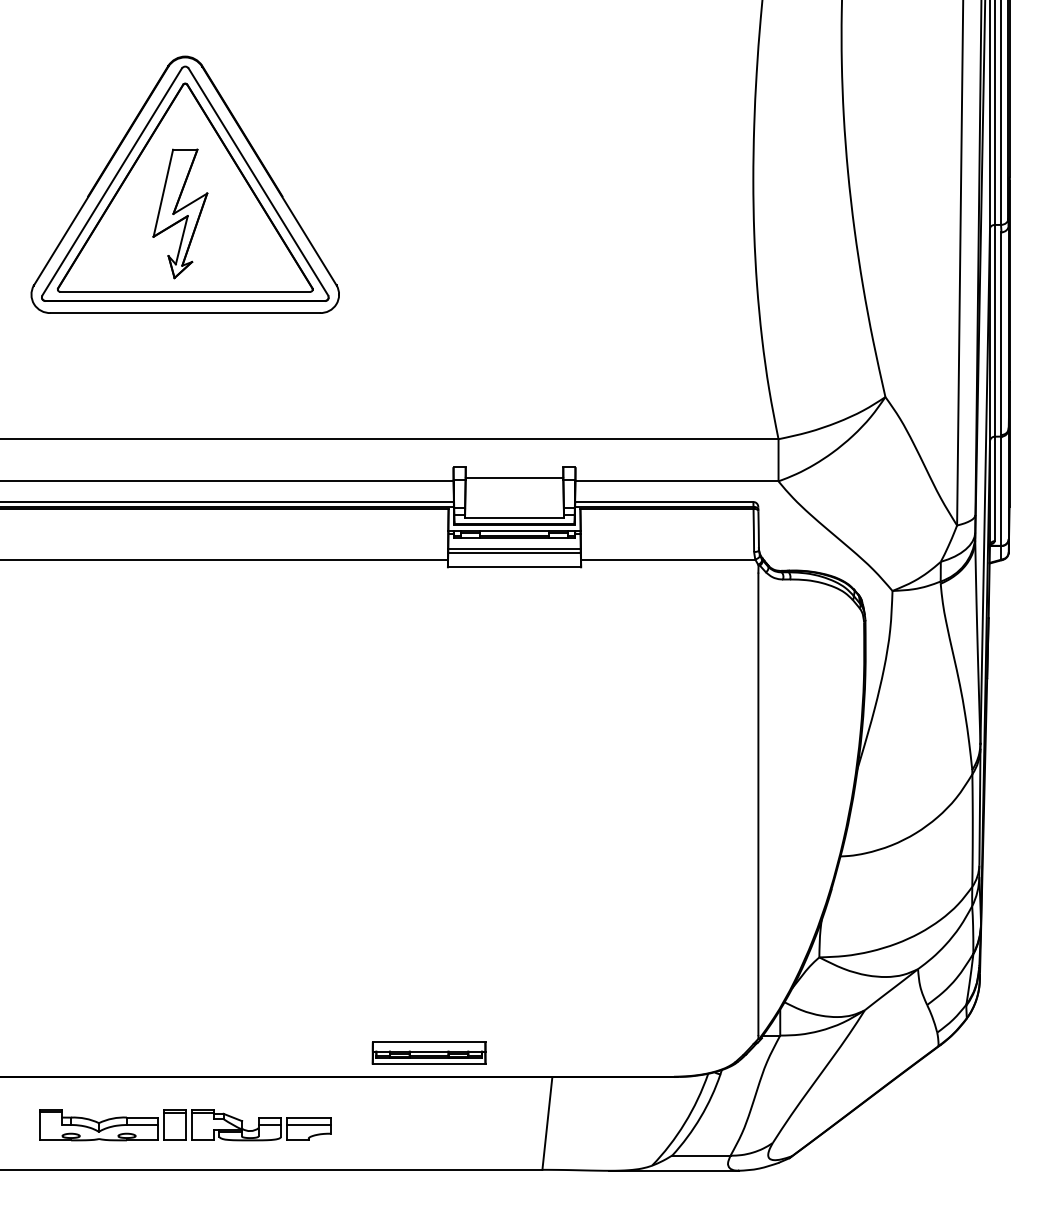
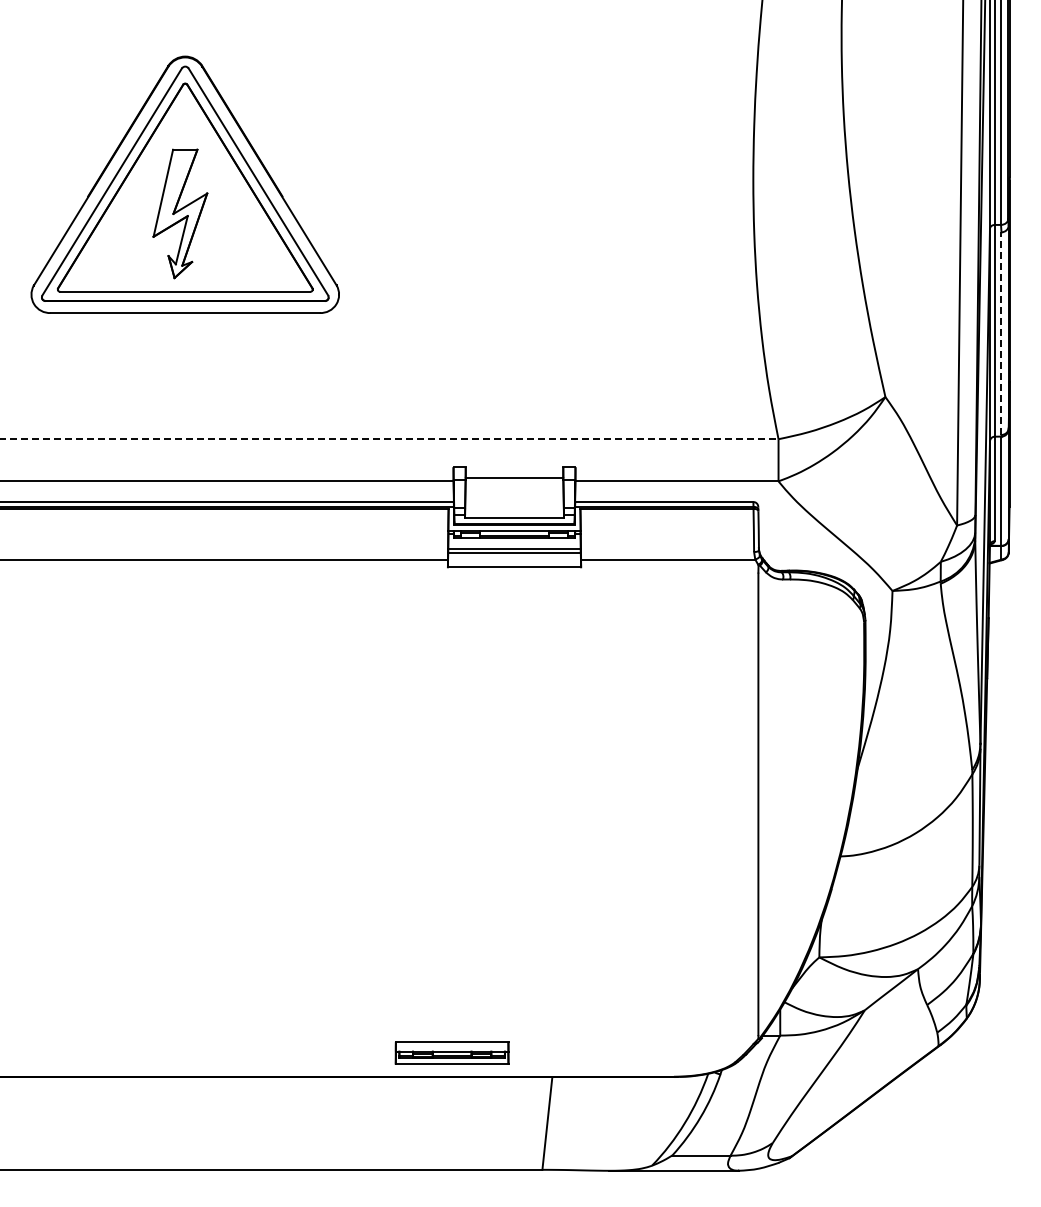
line: solid -> dashed (1001, 333)
line: solid -> dashed (389, 439)
part position: (428, 1052) -> (451, 1052) (451, 1052)
part: present -> none (185, 1125)
